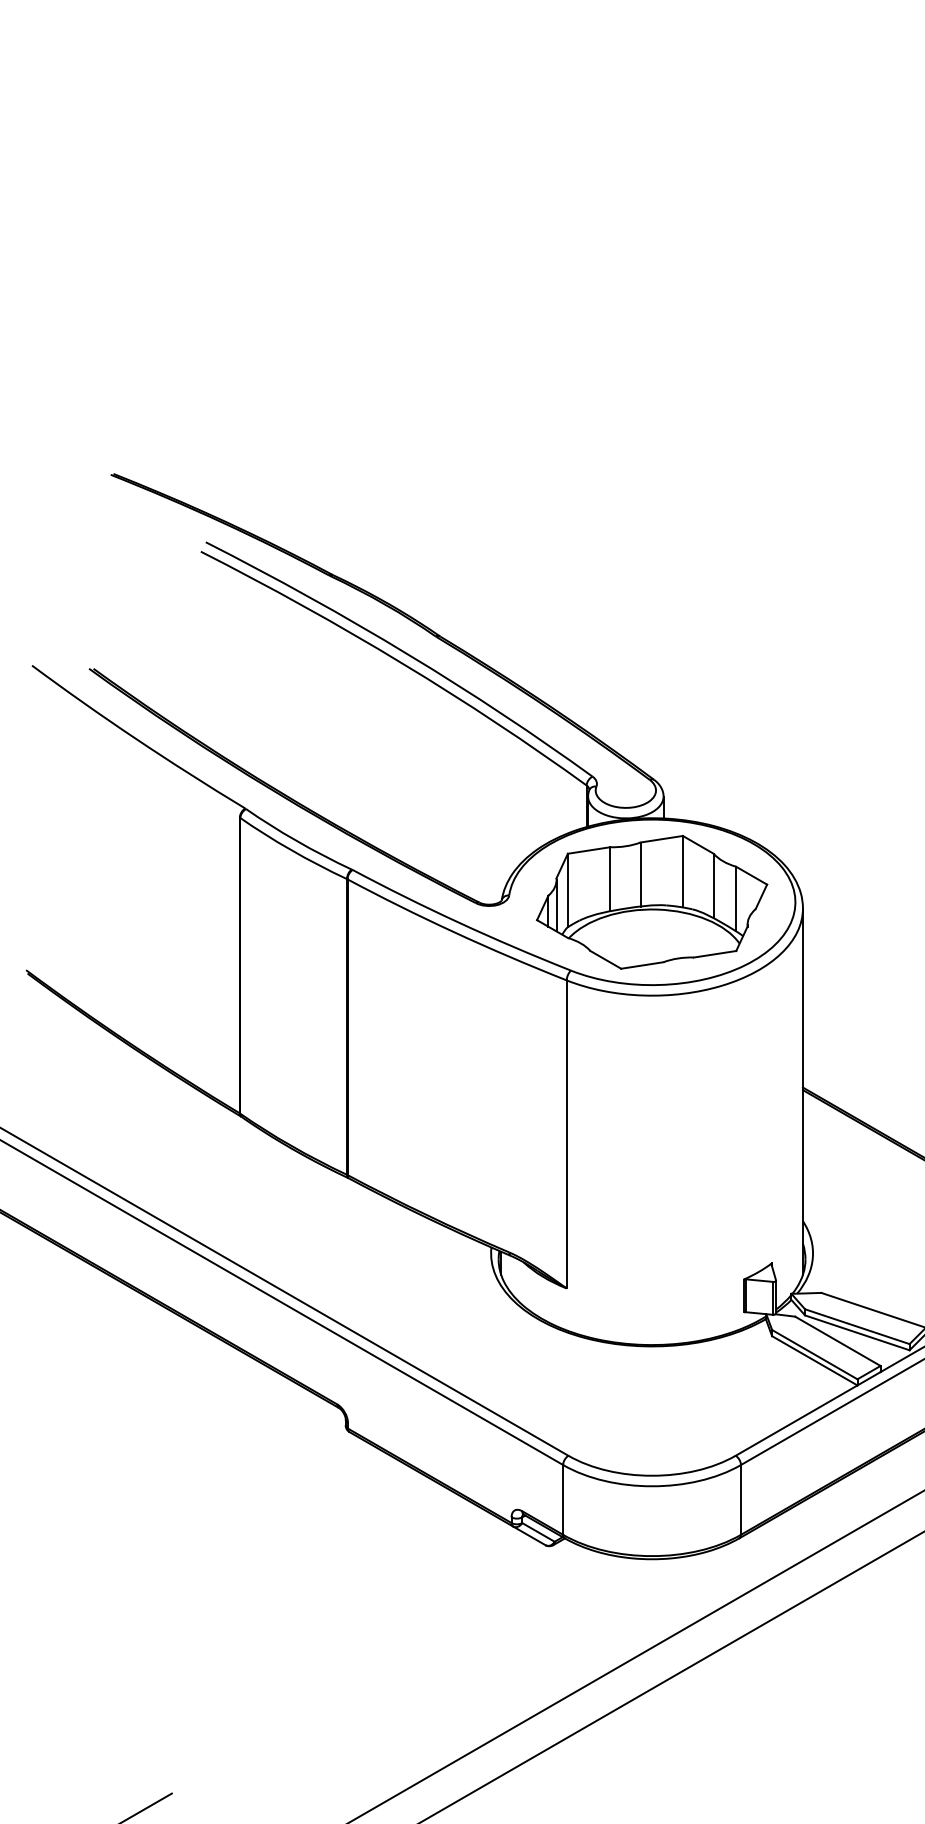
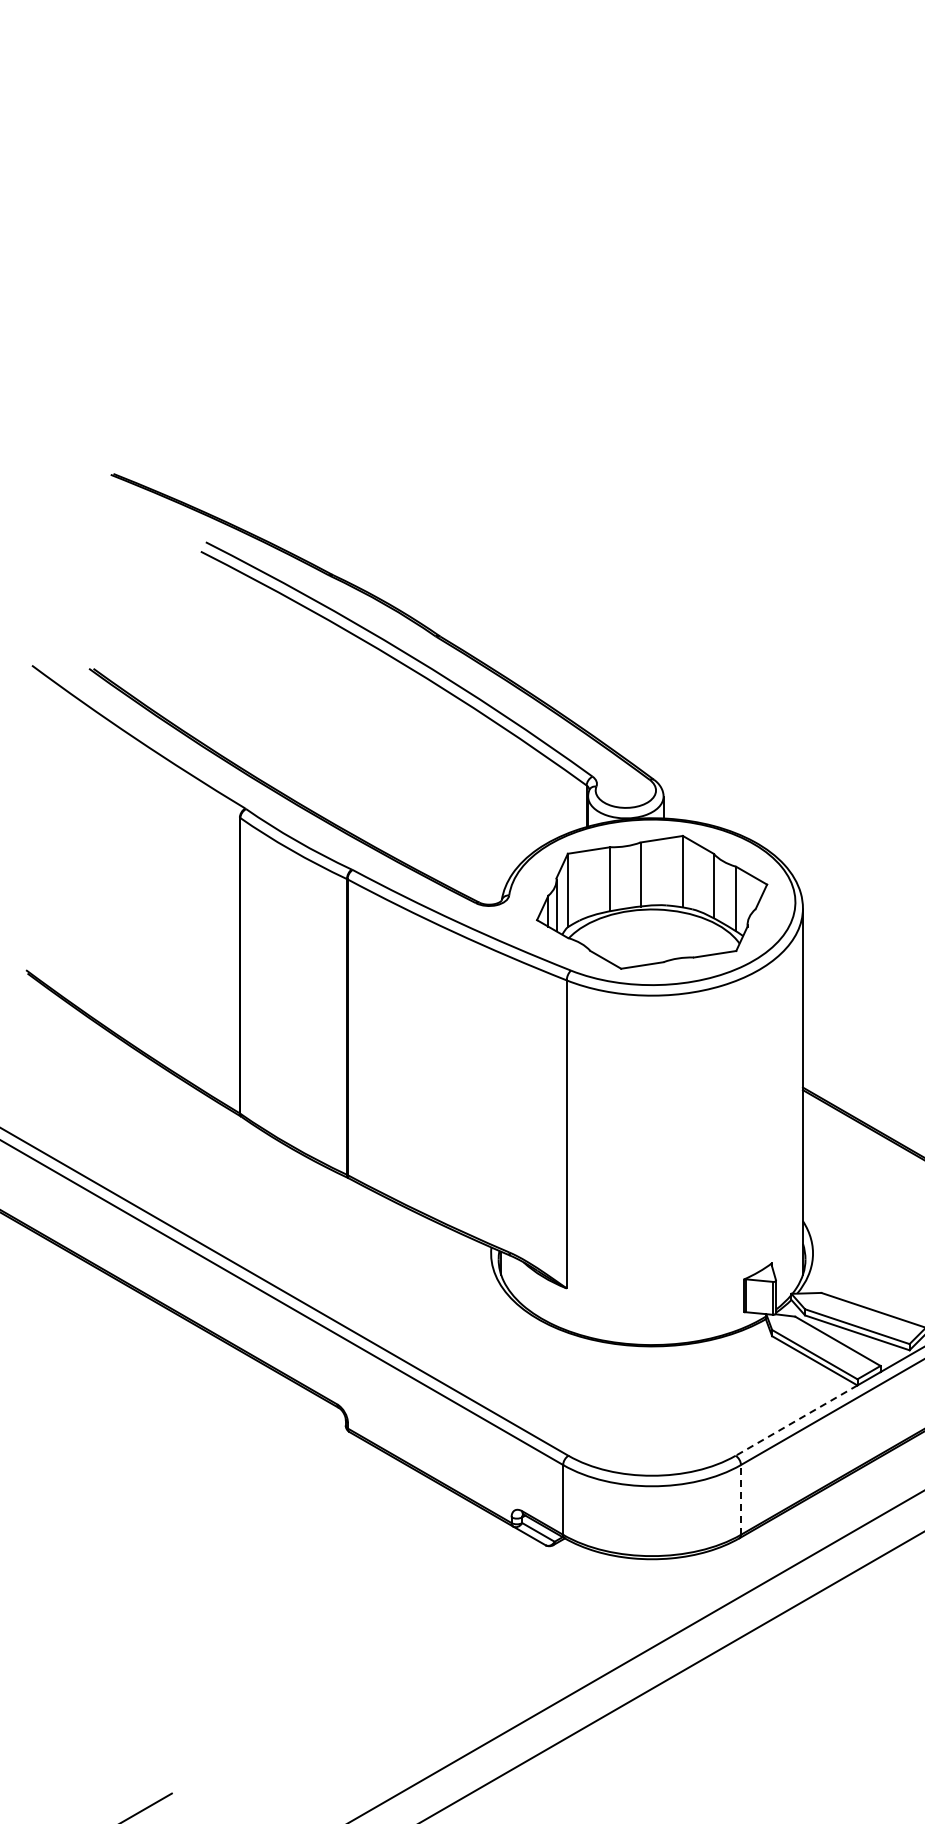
line: solid -> dashed (796, 1420)
line: solid -> dashed (741, 1499)
